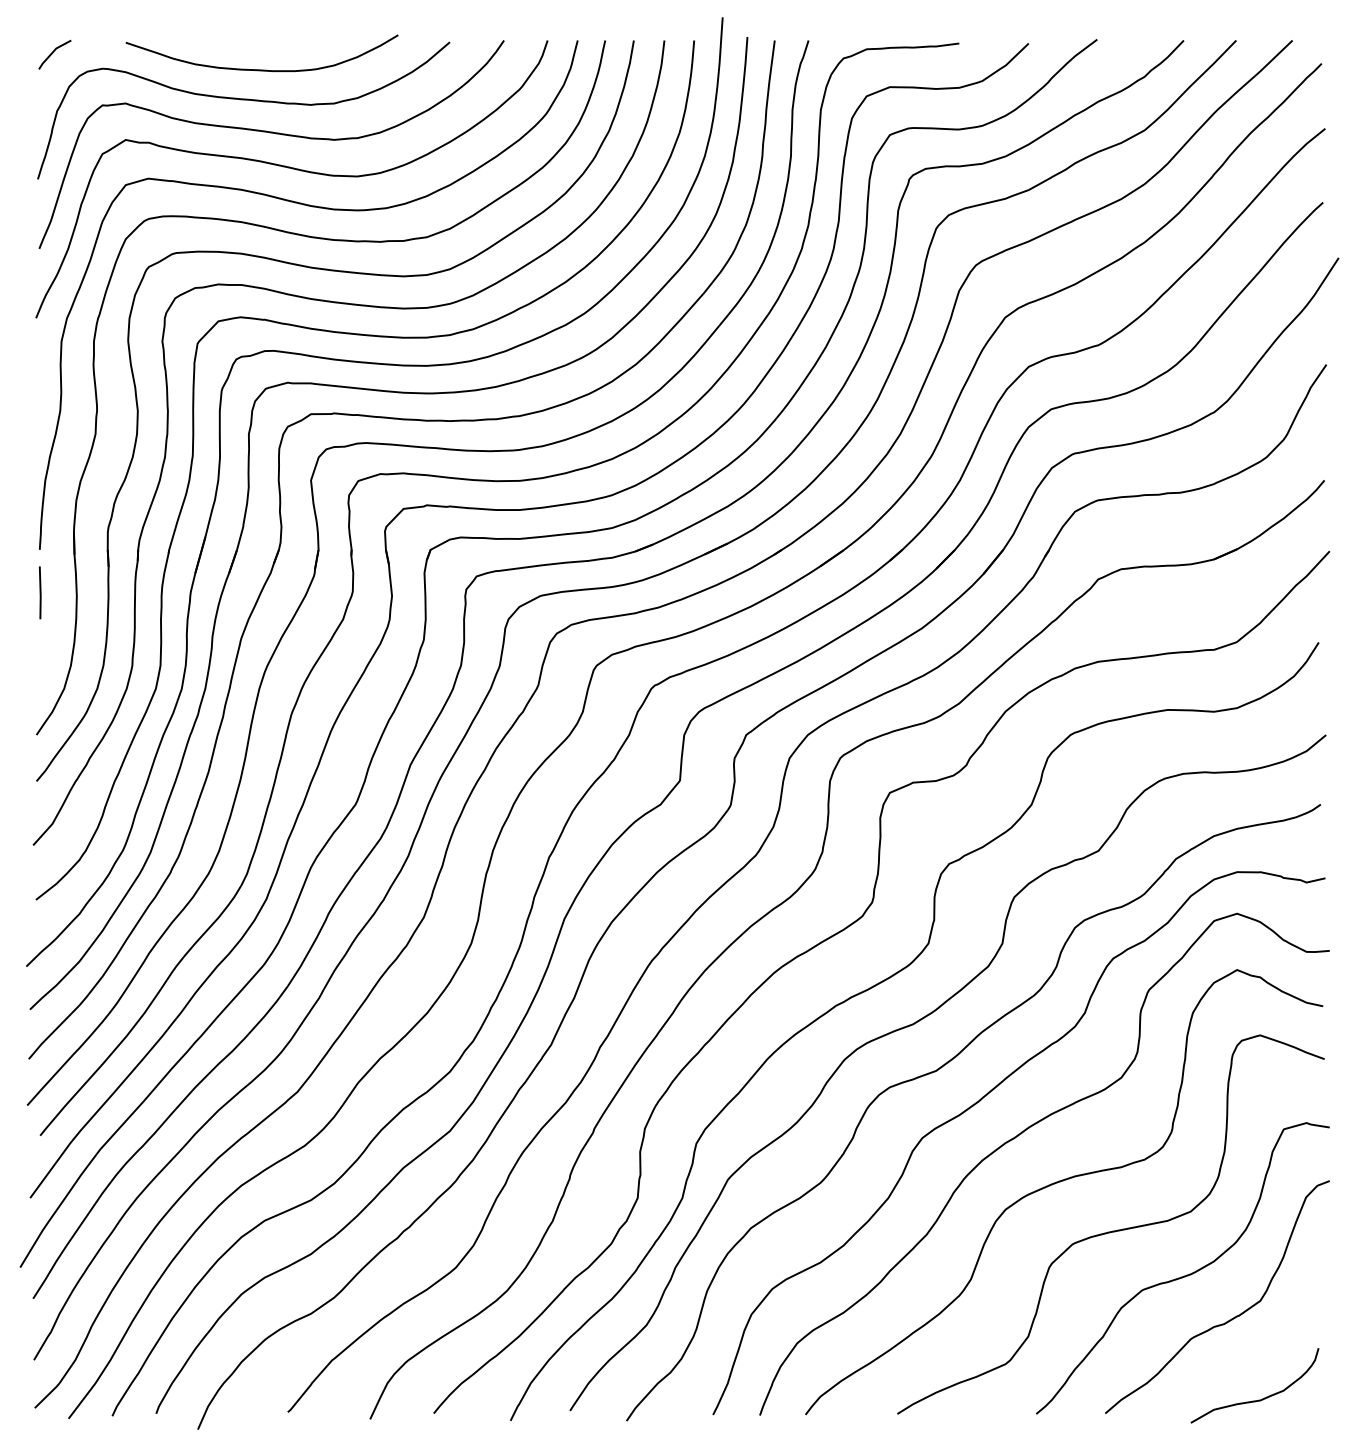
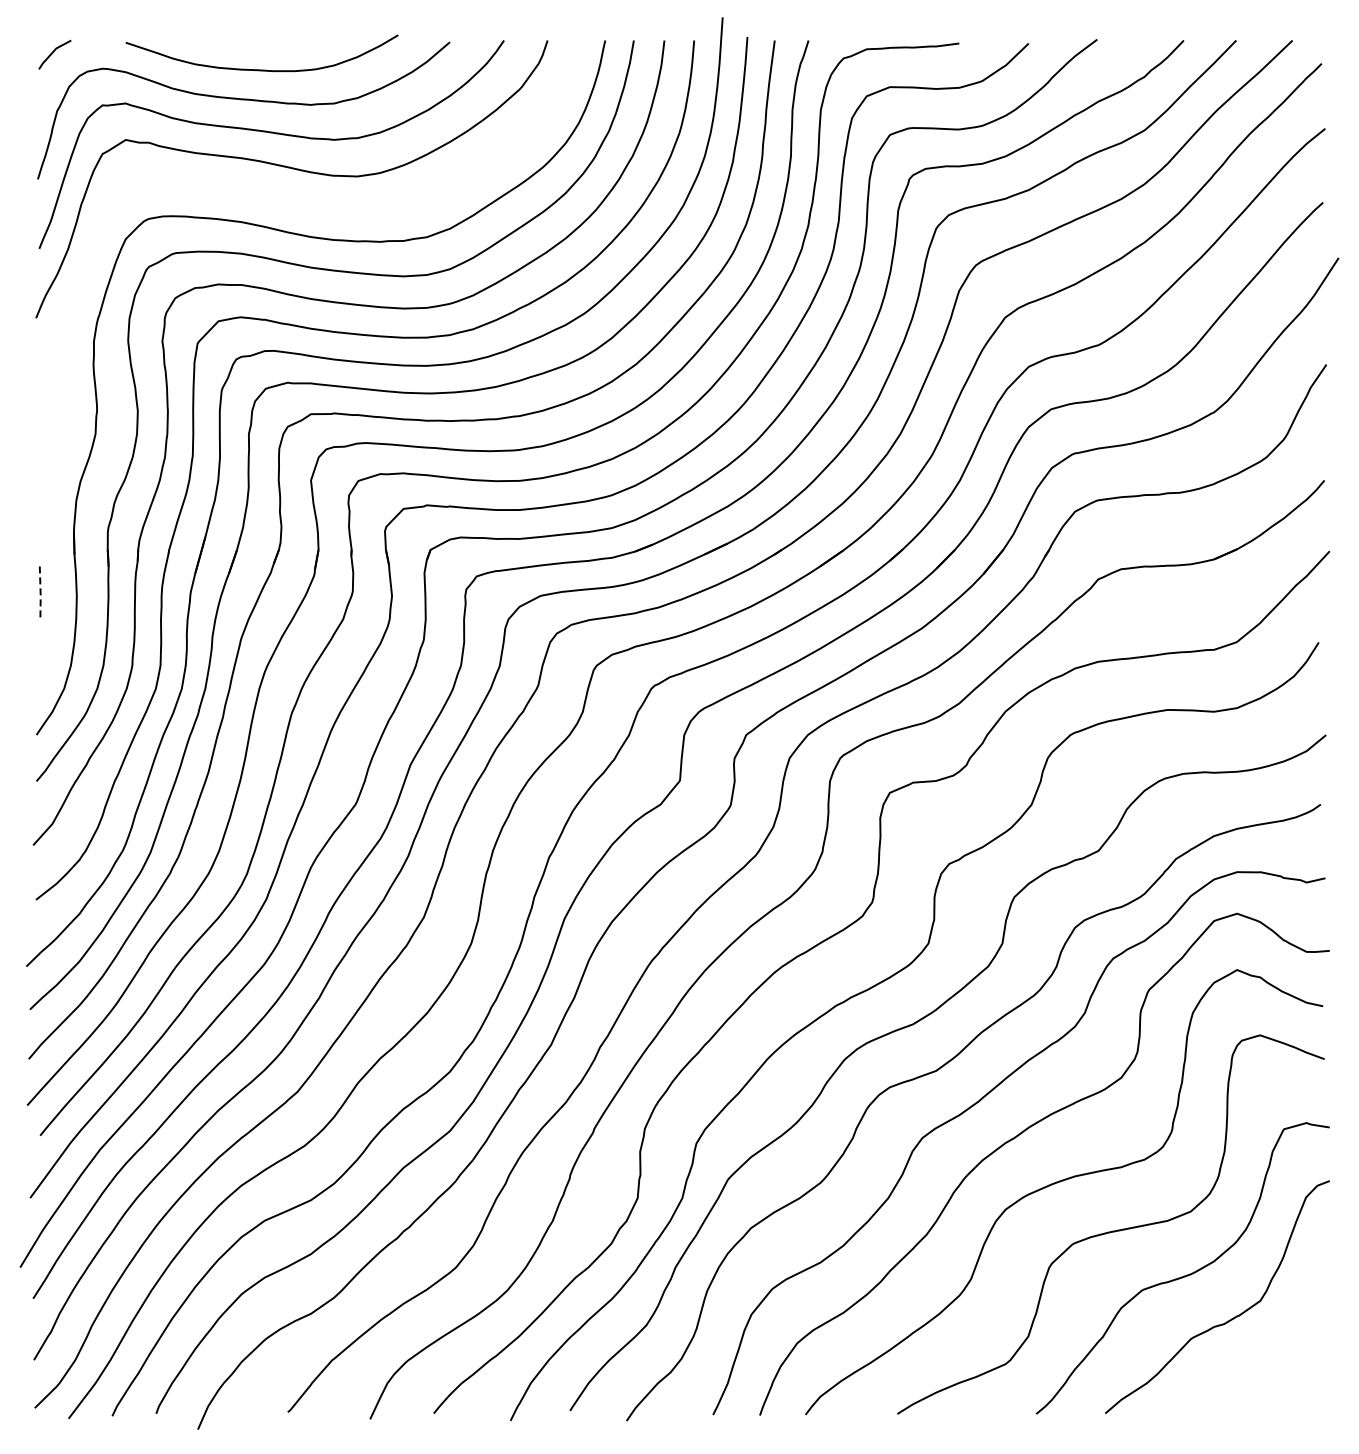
curve: present -> none (325, 209)
line: solid -> dashed (40, 594)
curve: present -> none (1258, 1399)
